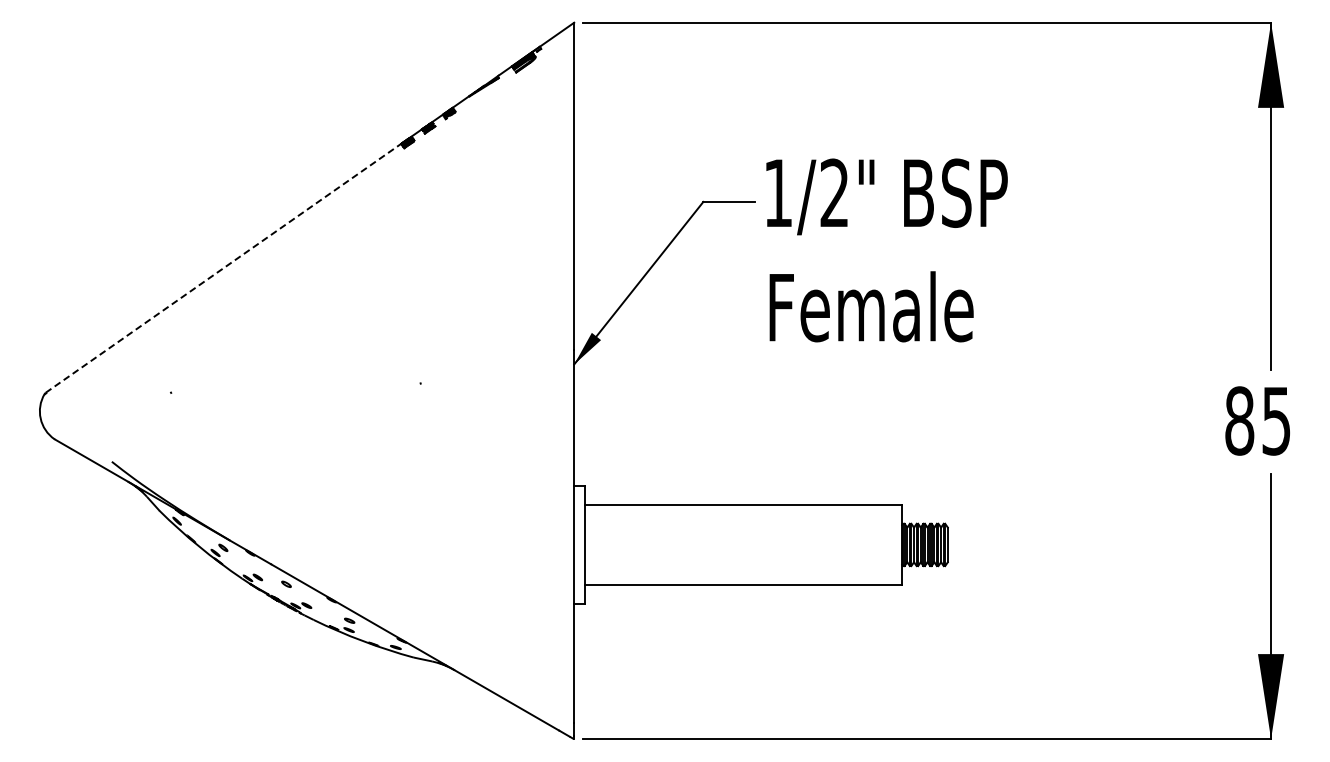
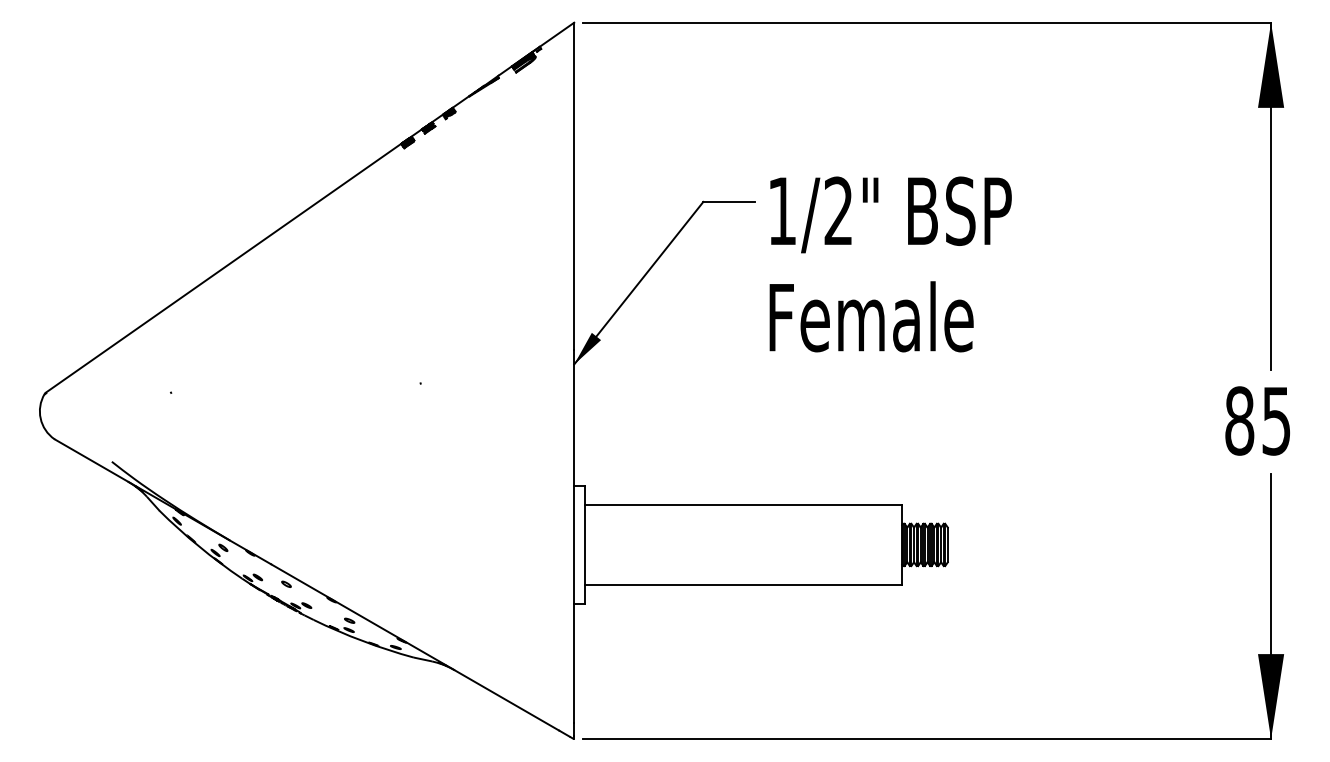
text position: (886, 196) -> (890, 214) (890, 214)
line: dashed -> solid (224, 267)
text position: (871, 306) -> (871, 316) (871, 316)
